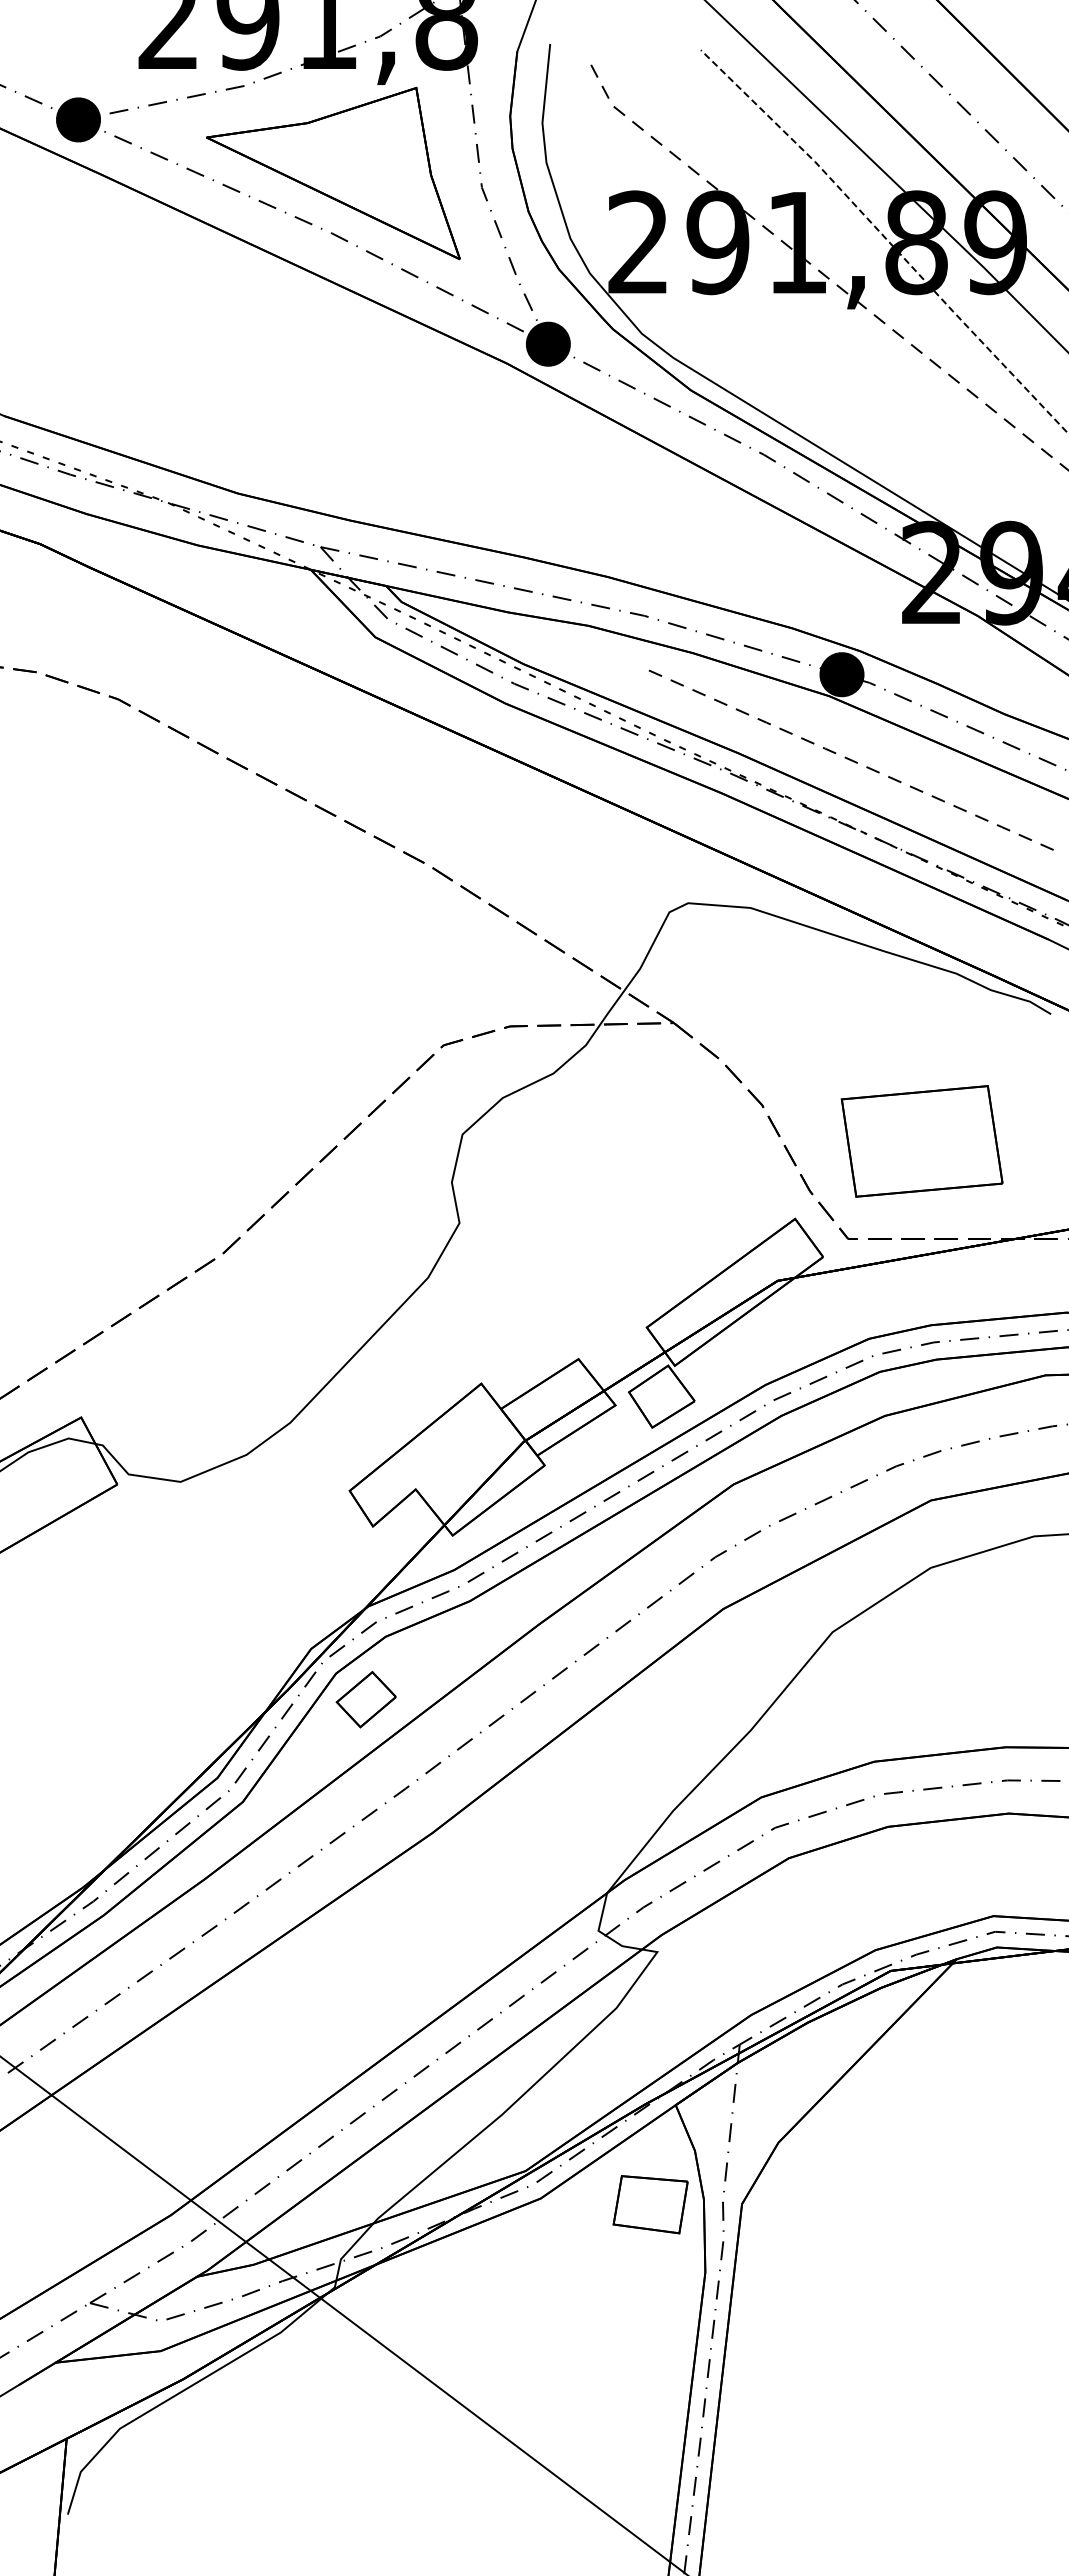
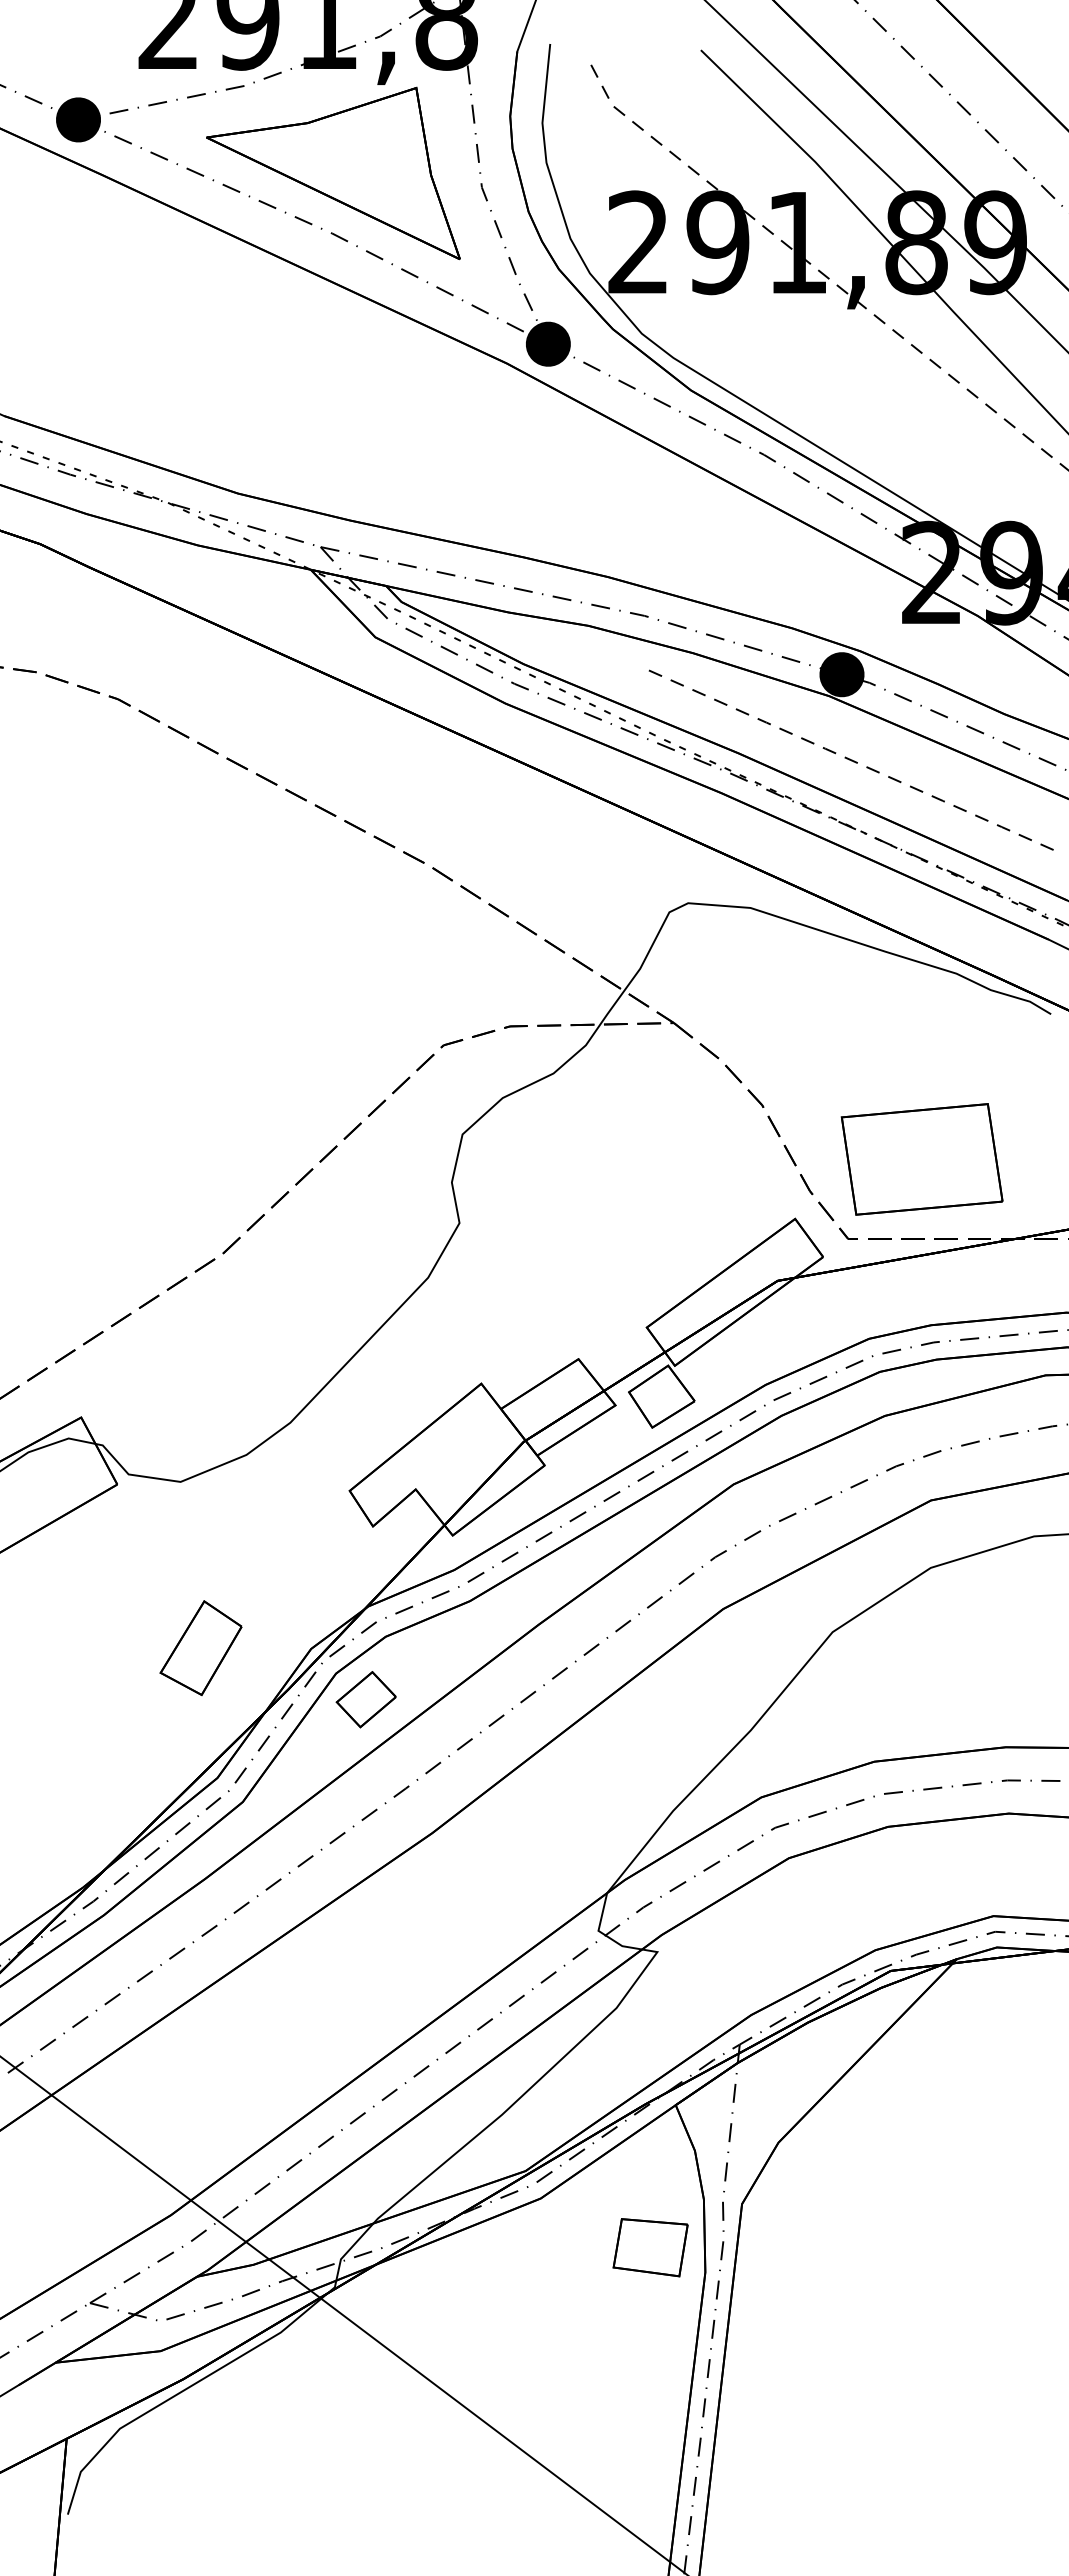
line: dashed -> solid (887, 239)
part position: (921, 1141) -> (921, 1159) (921, 1159)
part: none -> present (200, 1647)
part position: (650, 2204) -> (650, 2247) (650, 2247)
